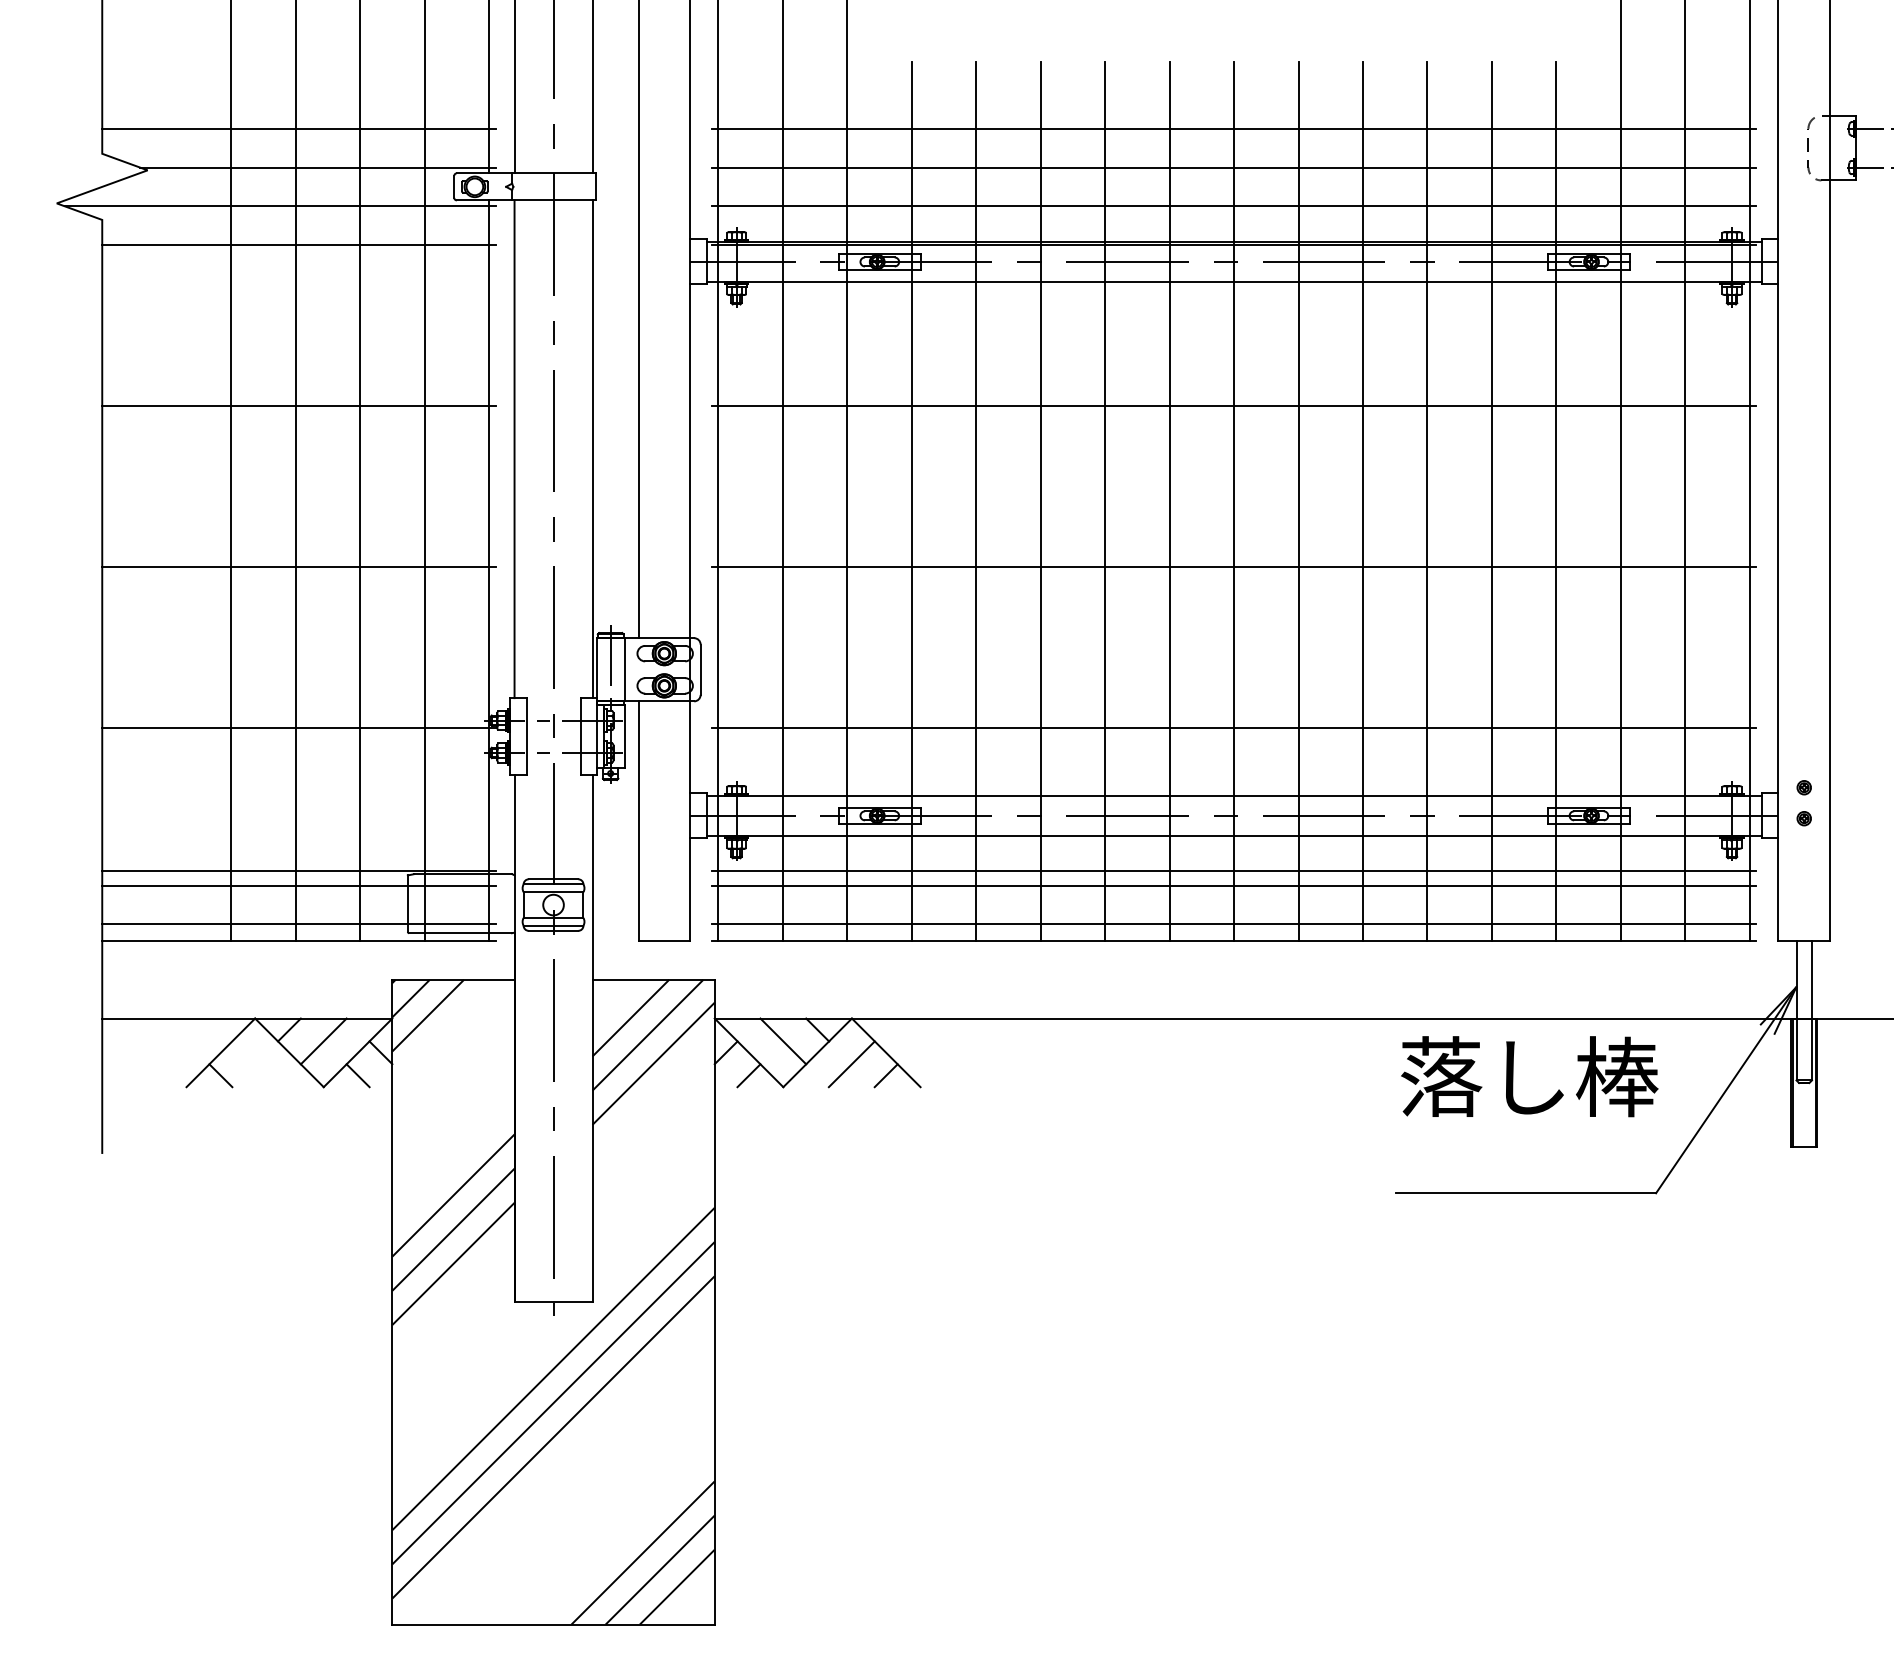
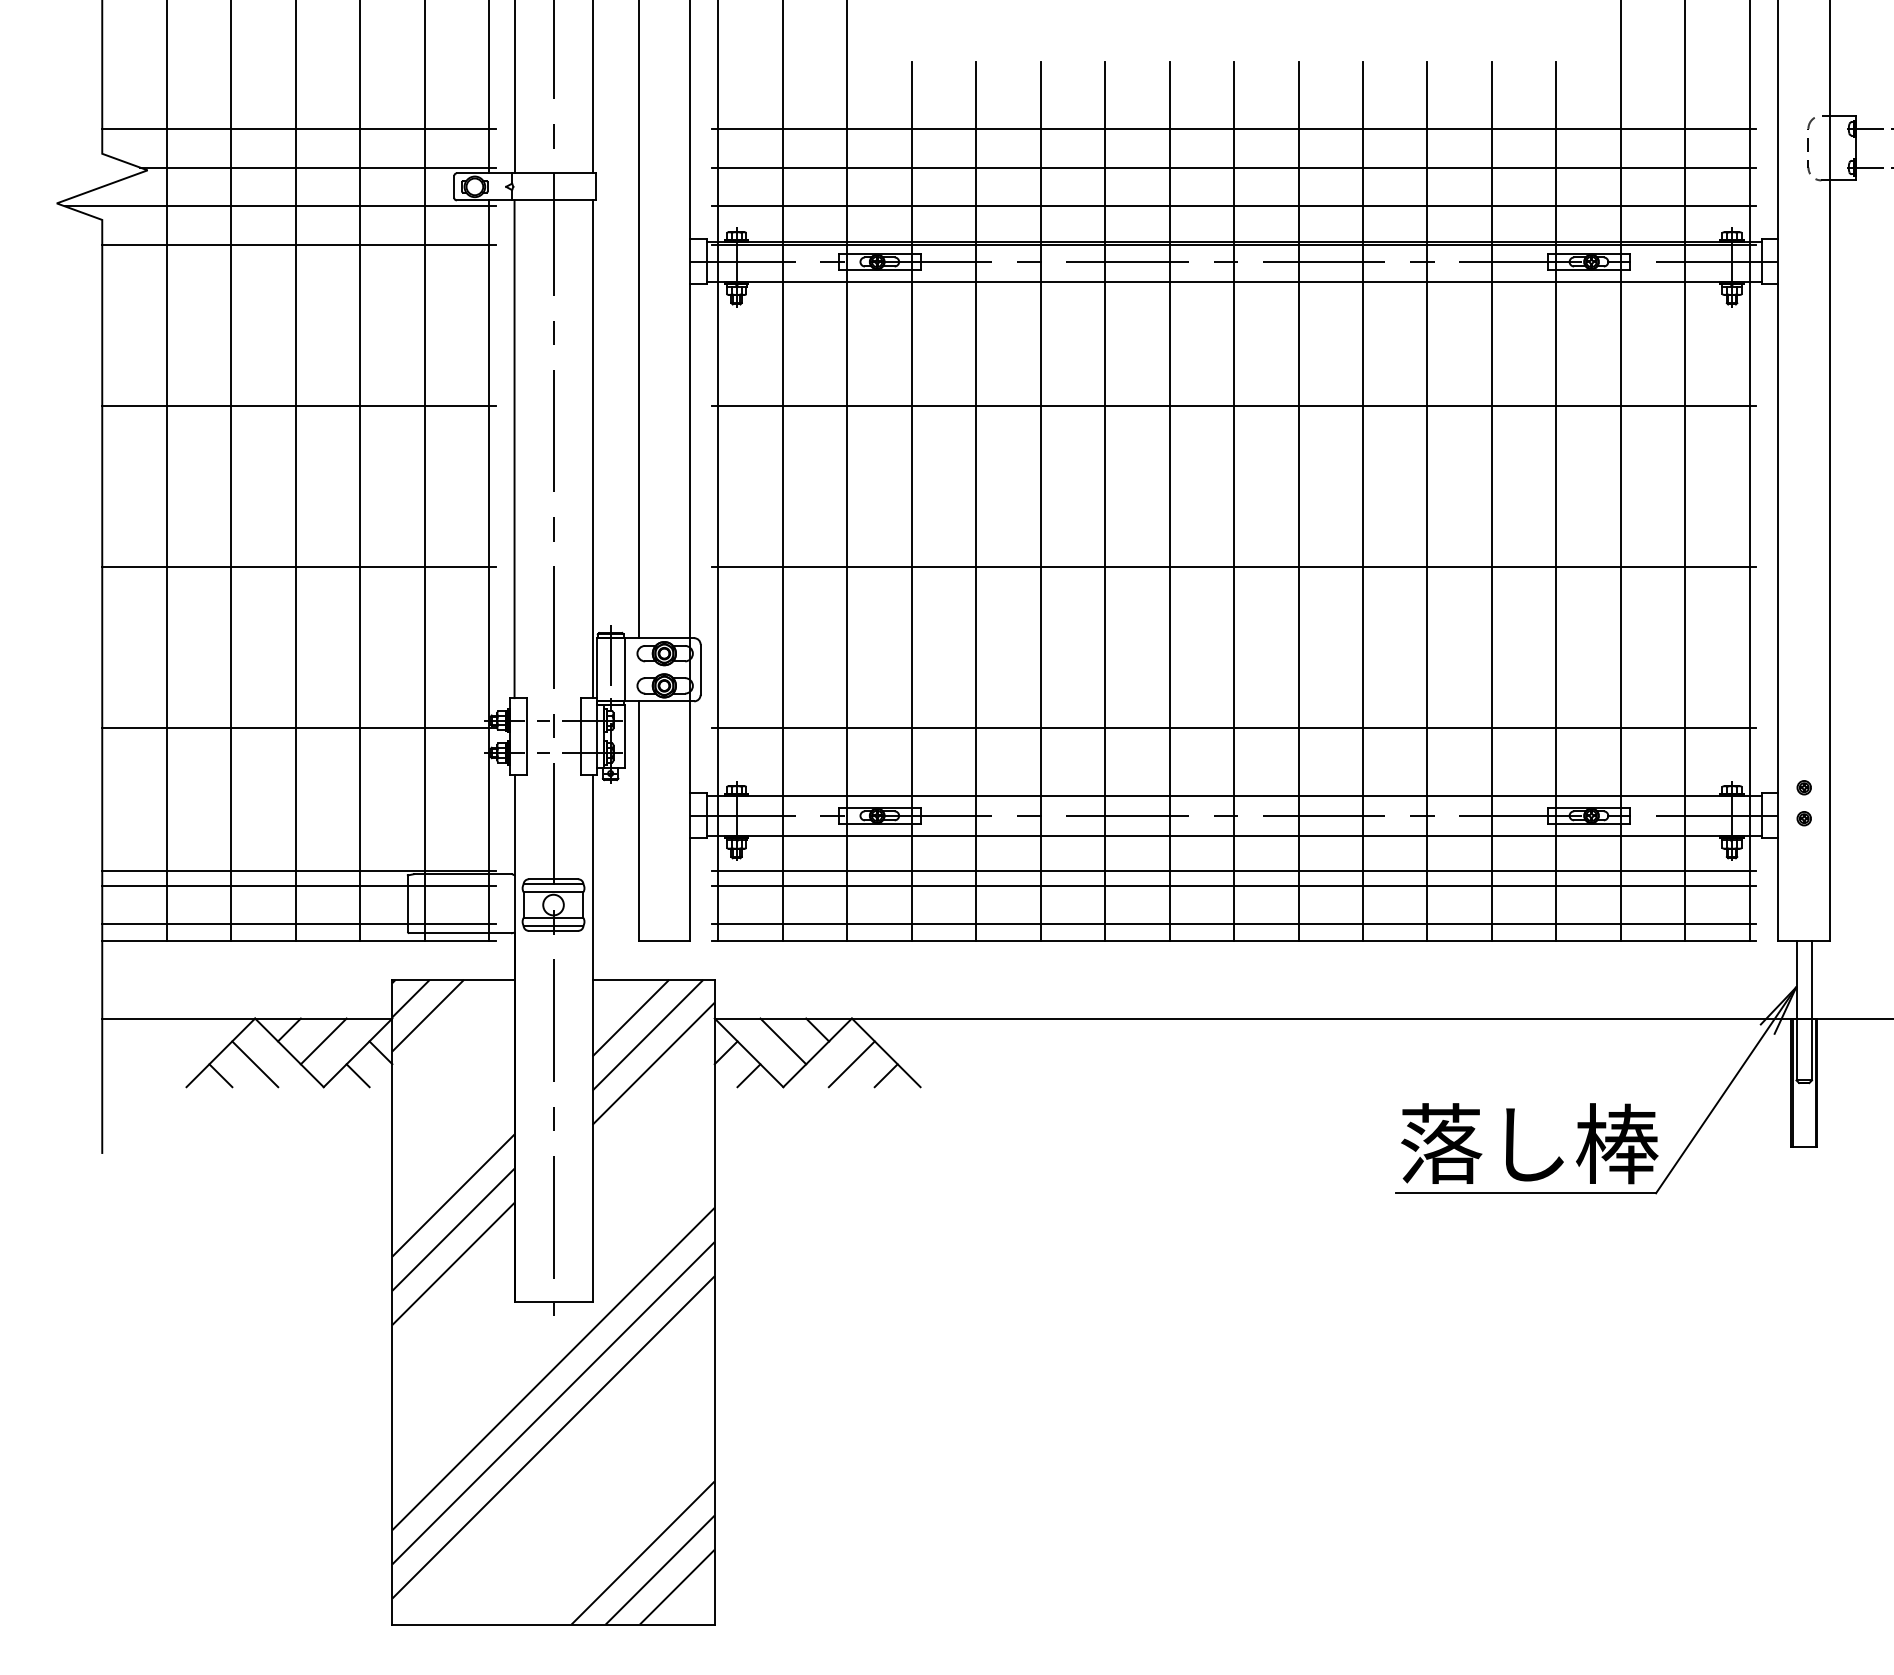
line: none -> present (166, 471)
line: none -> present (255, 1064)
text position: (1529, 1076) -> (1529, 1143) (1529, 1143)
